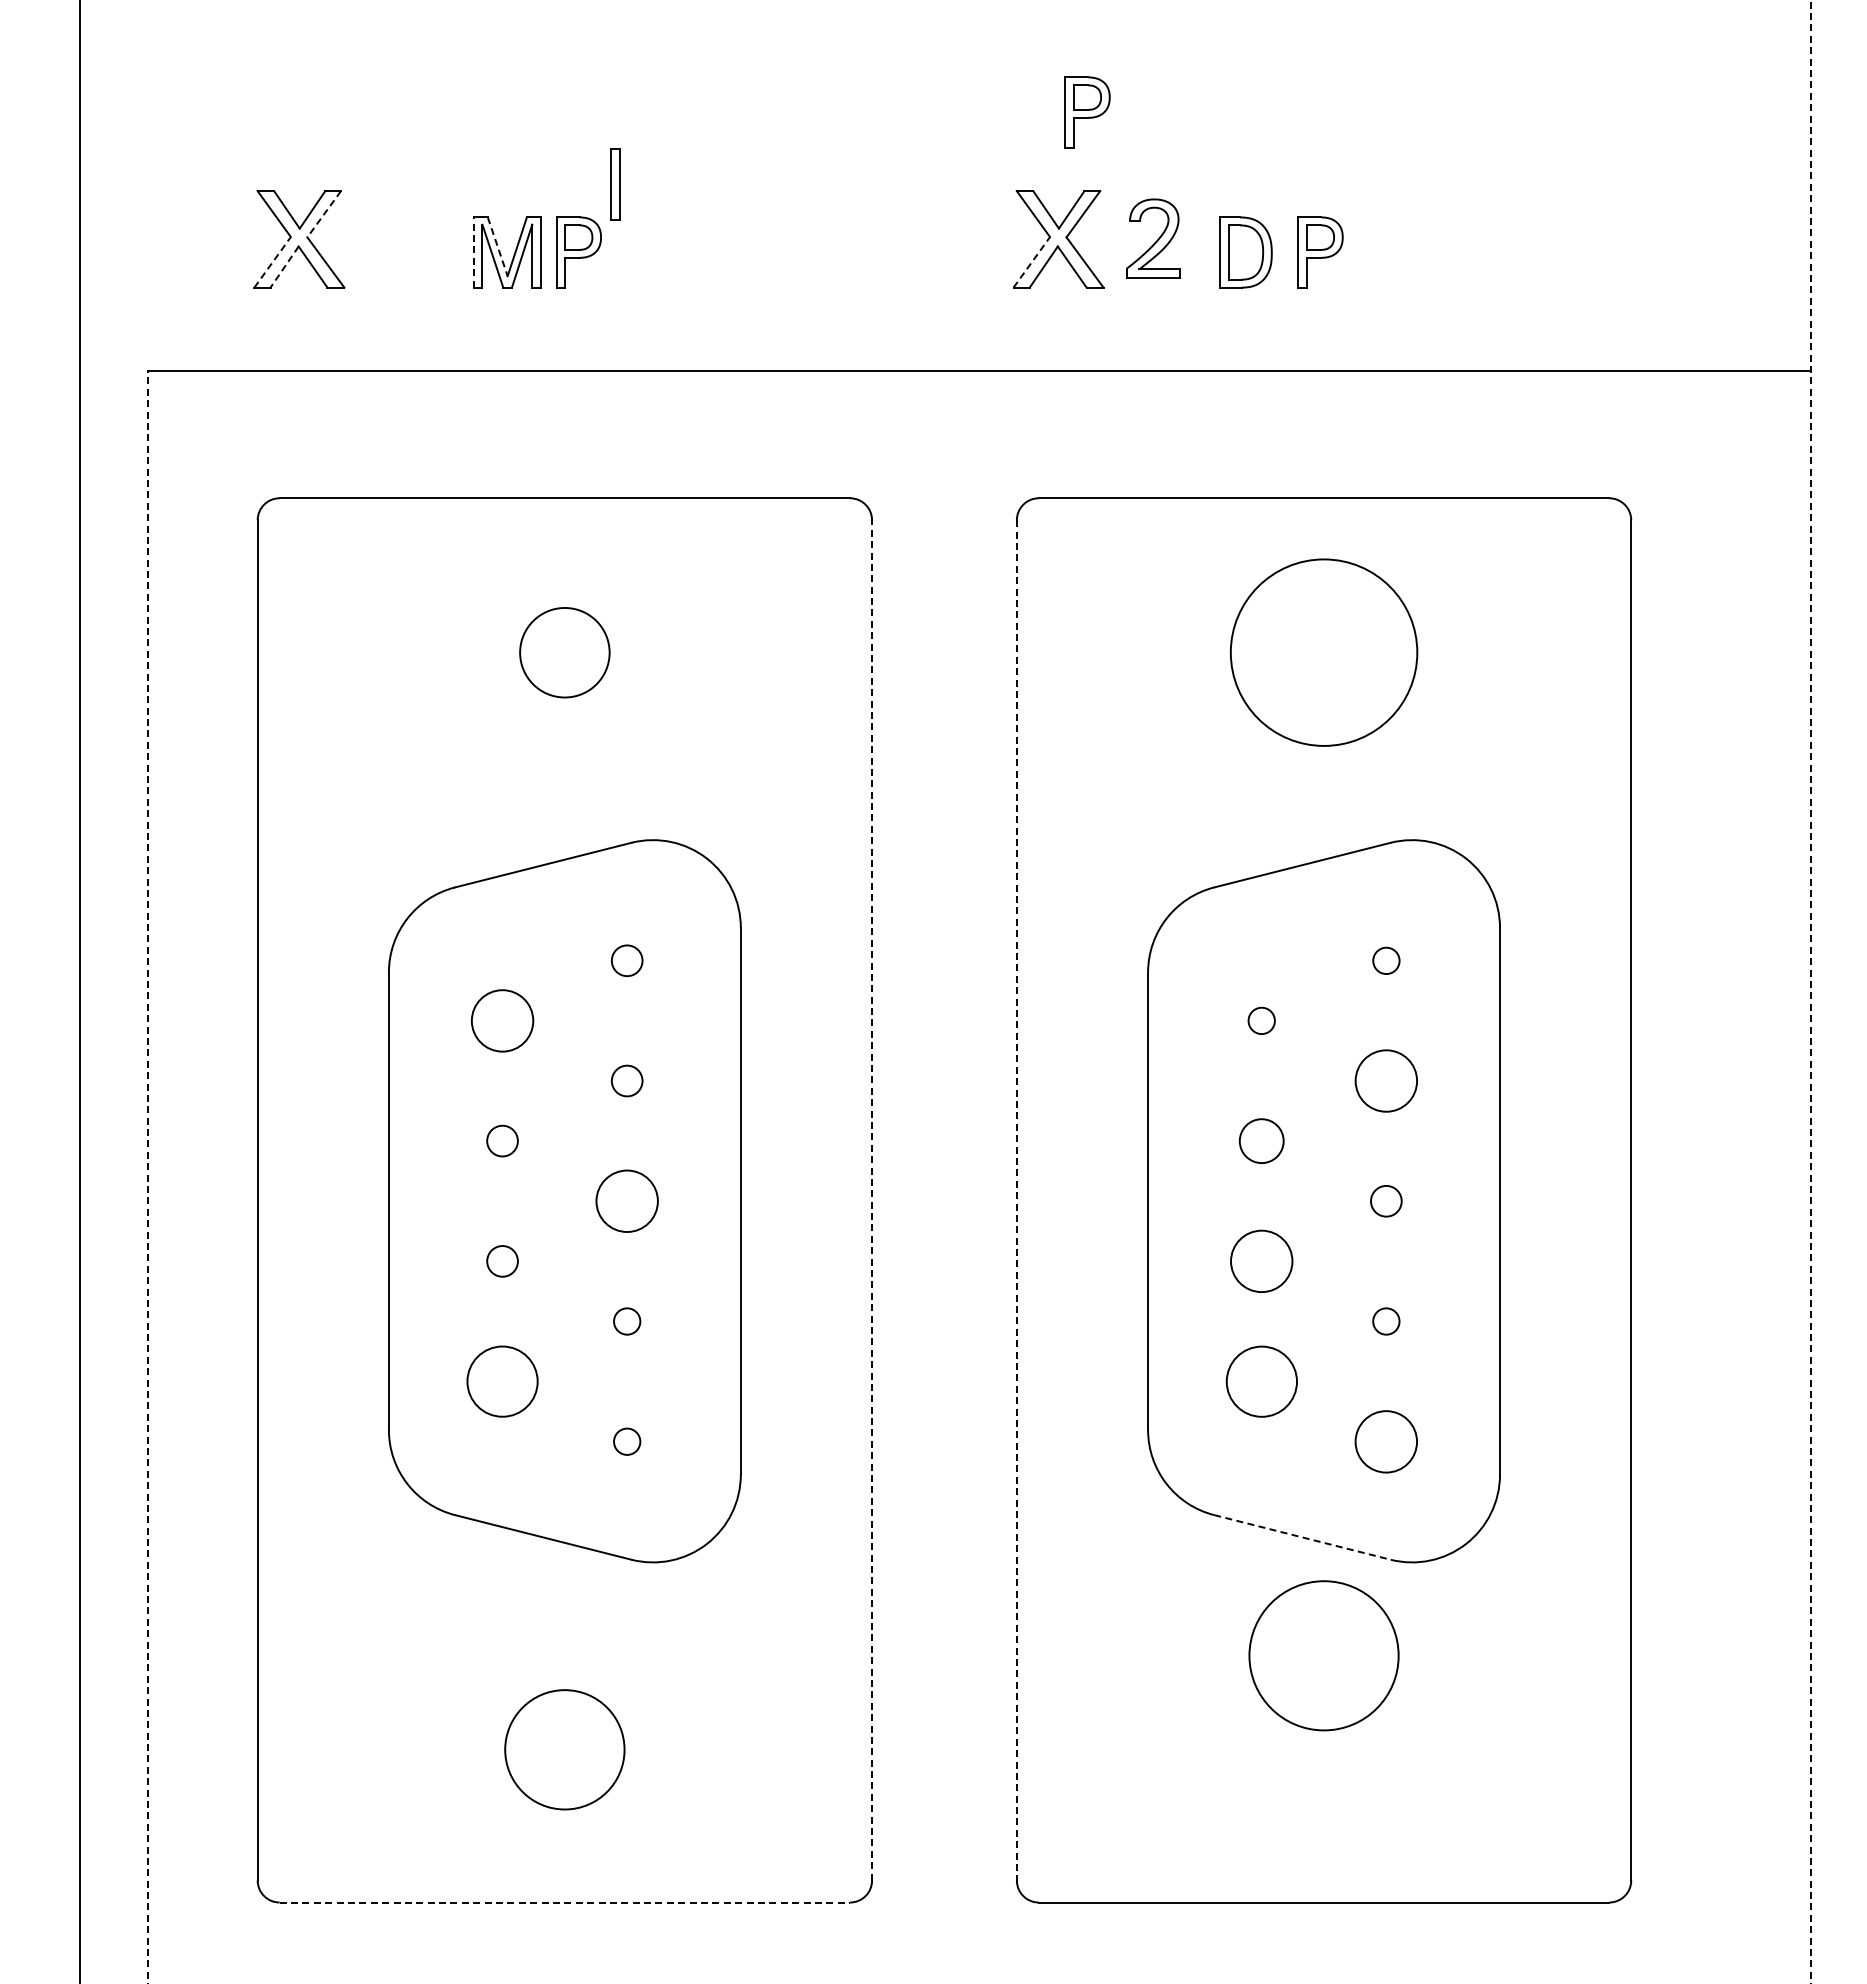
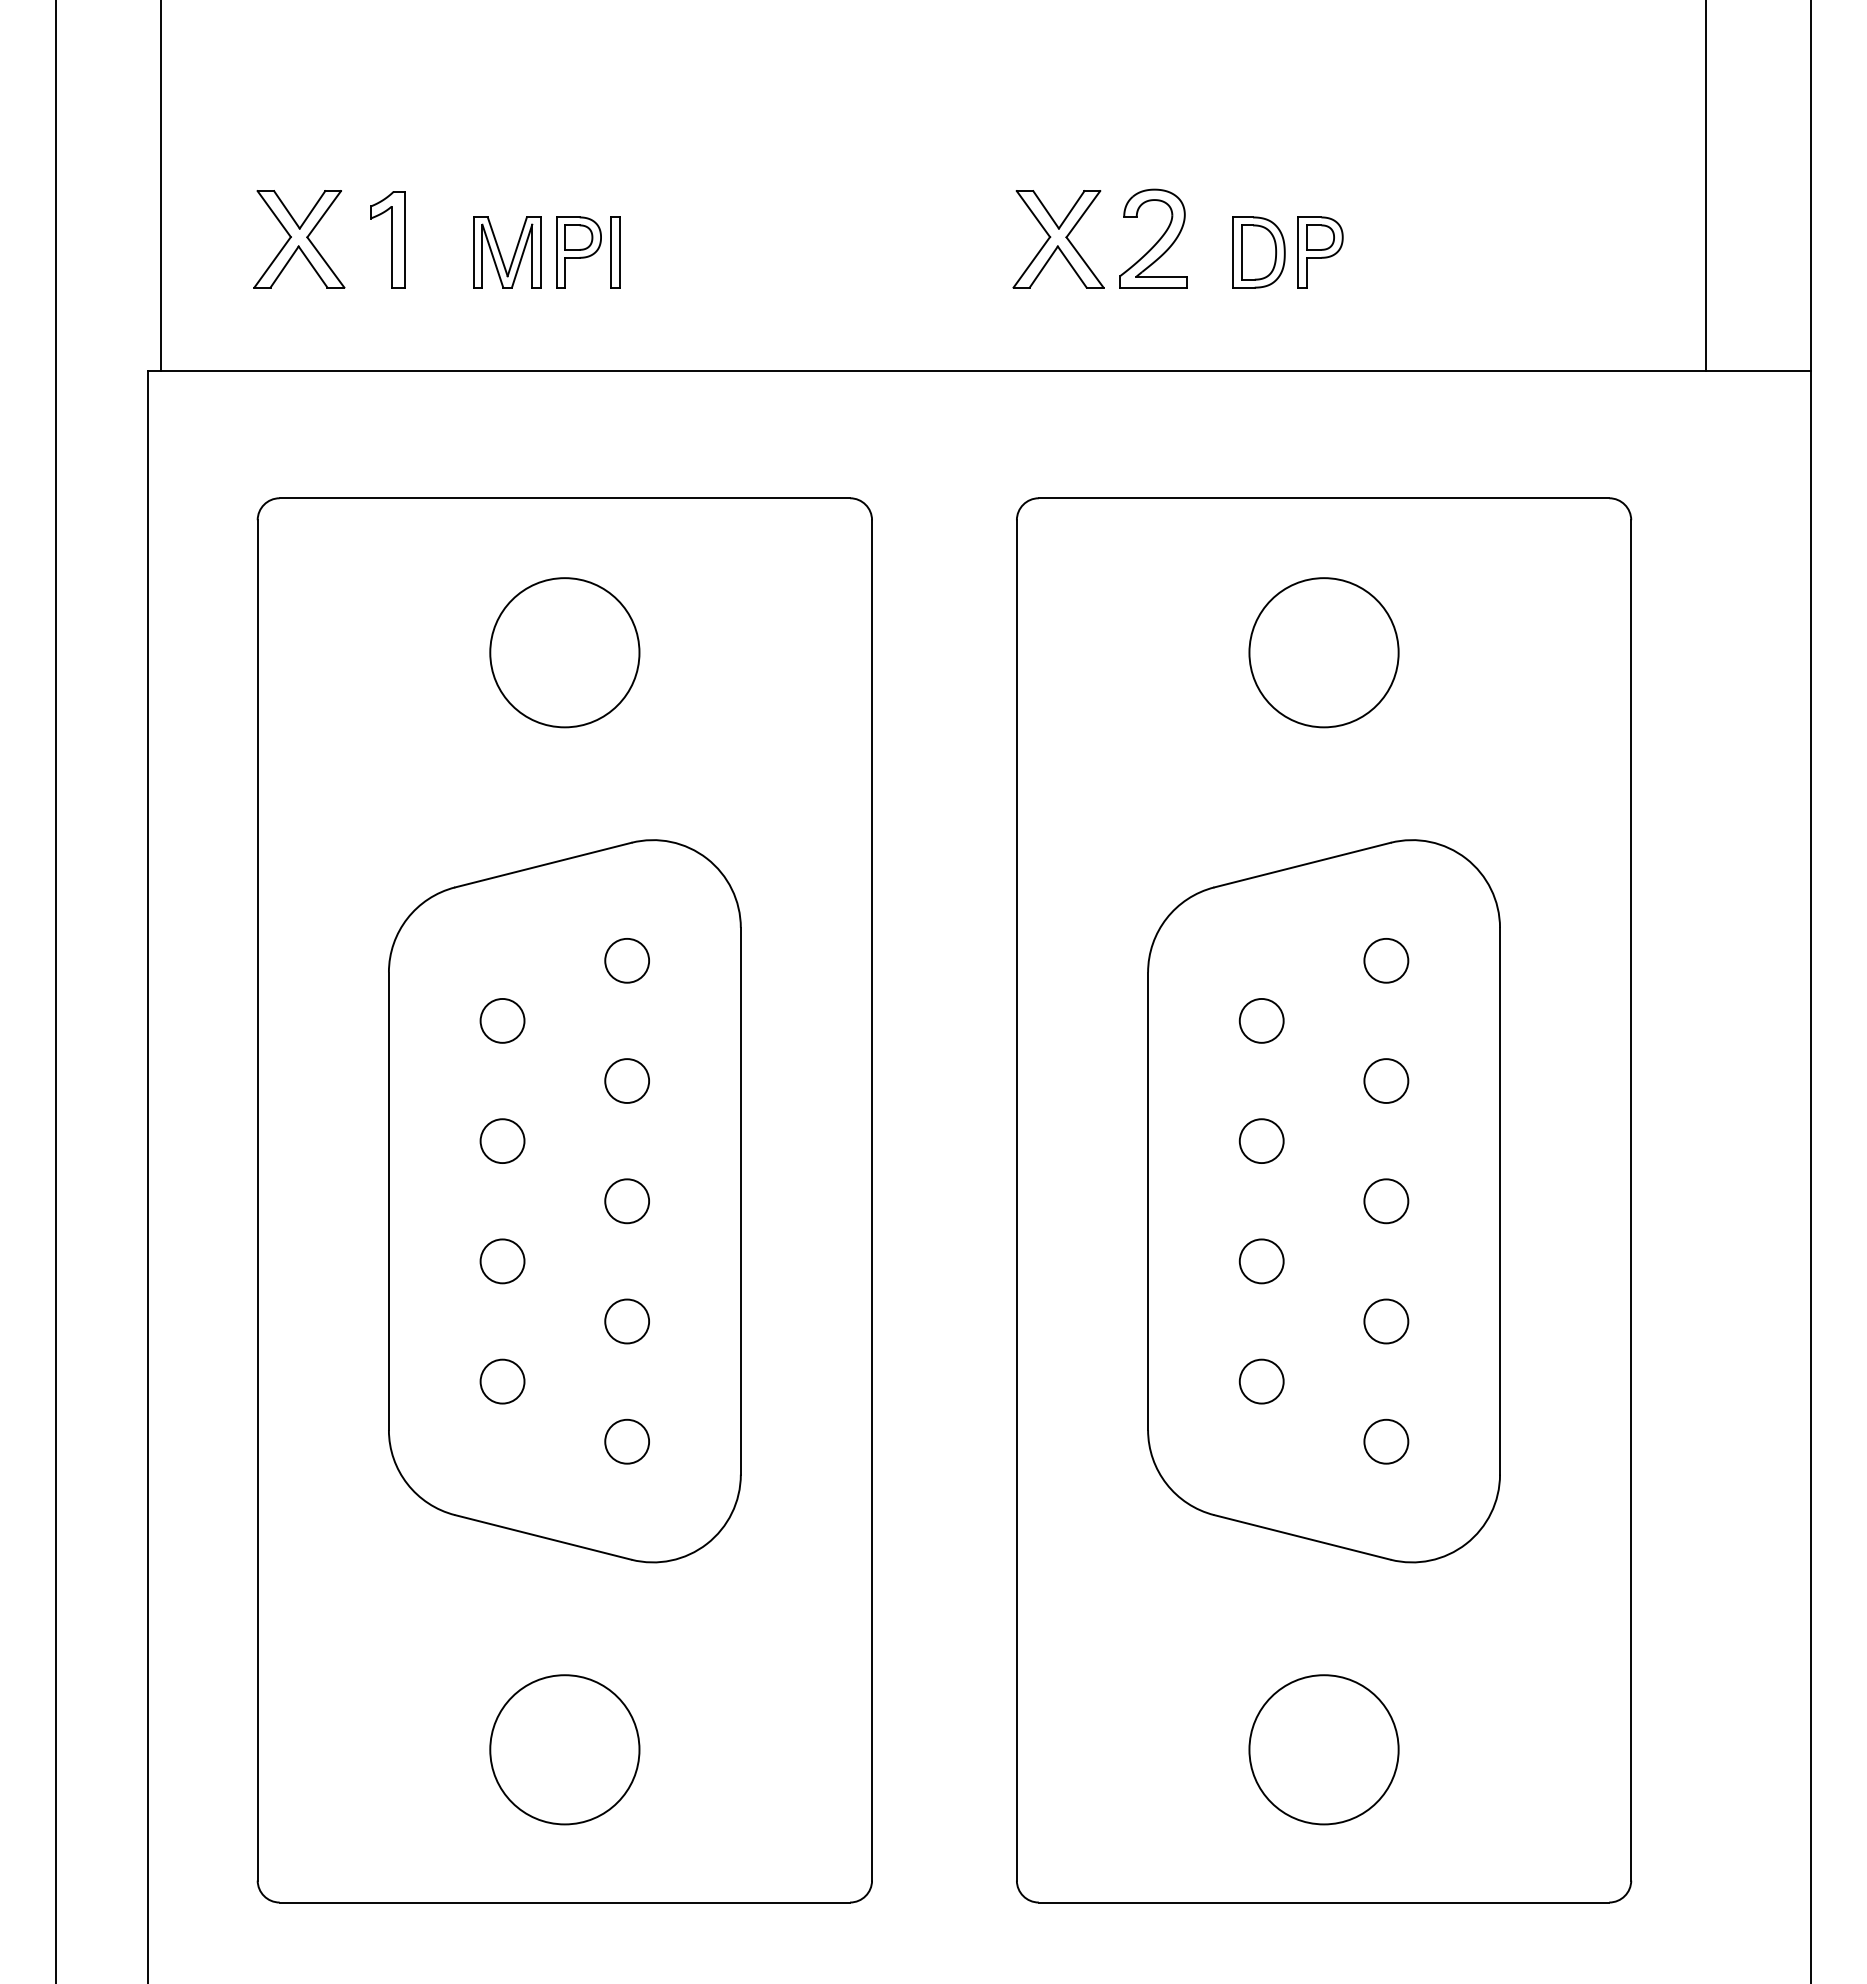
part: present -> none (1087, 112)
part position: (615, 184) -> (615, 252) (615, 252)
line: none -> present (161, 186)
line: none -> present (1705, 186)
line: dashed -> solid (324, 214)
part size: 55x81 px -> 69x101 px (1153, 238)
part: none -> present (387, 239)
line: dashed -> solid (497, 247)
line: dashed -> solid (473, 252)
part position: (1245, 252) -> (1258, 252) (1258, 252)
line: dashed -> solid (272, 261)
line: dashed -> solid (1032, 261)
line: dashed -> solid (284, 267)
circle diameter: 90 px -> 149 px (564, 652)
circle size: 190x189 px -> 152x152 px (1323, 652)
circle diameter: 31 px -> 44 px (627, 960)
circle size: 29x29 px -> 47x46 px (1386, 960)
line position: (79, 991) -> (55, 991) (55, 991)
line: dashed -> solid (1811, 992)
circle diameter: 61 px -> 44 px (502, 1020)
circle diameter: 26 px -> 44 px (1261, 1020)
circle diameter: 31 px -> 44 px (627, 1080)
circle diameter: 61 px -> 44 px (1386, 1080)
circle size: 33x34 px -> 47x46 px (502, 1140)
line: dashed -> solid (148, 1176)
line: dashed -> solid (872, 1199)
line: dashed -> solid (1016, 1200)
circle diameter: 31 px -> 44 px (1386, 1201)
circle diameter: 61 px -> 44 px (627, 1201)
circle diameter: 31 px -> 44 px (502, 1261)
circle diameter: 61 px -> 44 px (1261, 1261)
circle diameter: 26 px -> 44 px (627, 1321)
circle diameter: 26 px -> 44 px (1386, 1321)
circle diameter: 70 px -> 44 px (502, 1381)
circle size: 73x73 px -> 47x47 px (1261, 1381)
circle diameter: 26 px -> 44 px (627, 1441)
circle size: 64x64 px -> 47x47 px (1386, 1441)
line: dashed -> solid (1302, 1537)
circle position: (1323, 1655) -> (1323, 1749) (1323, 1749)
circle diameter: 119 px -> 149 px (564, 1749)
line: dashed -> solid (565, 1902)
